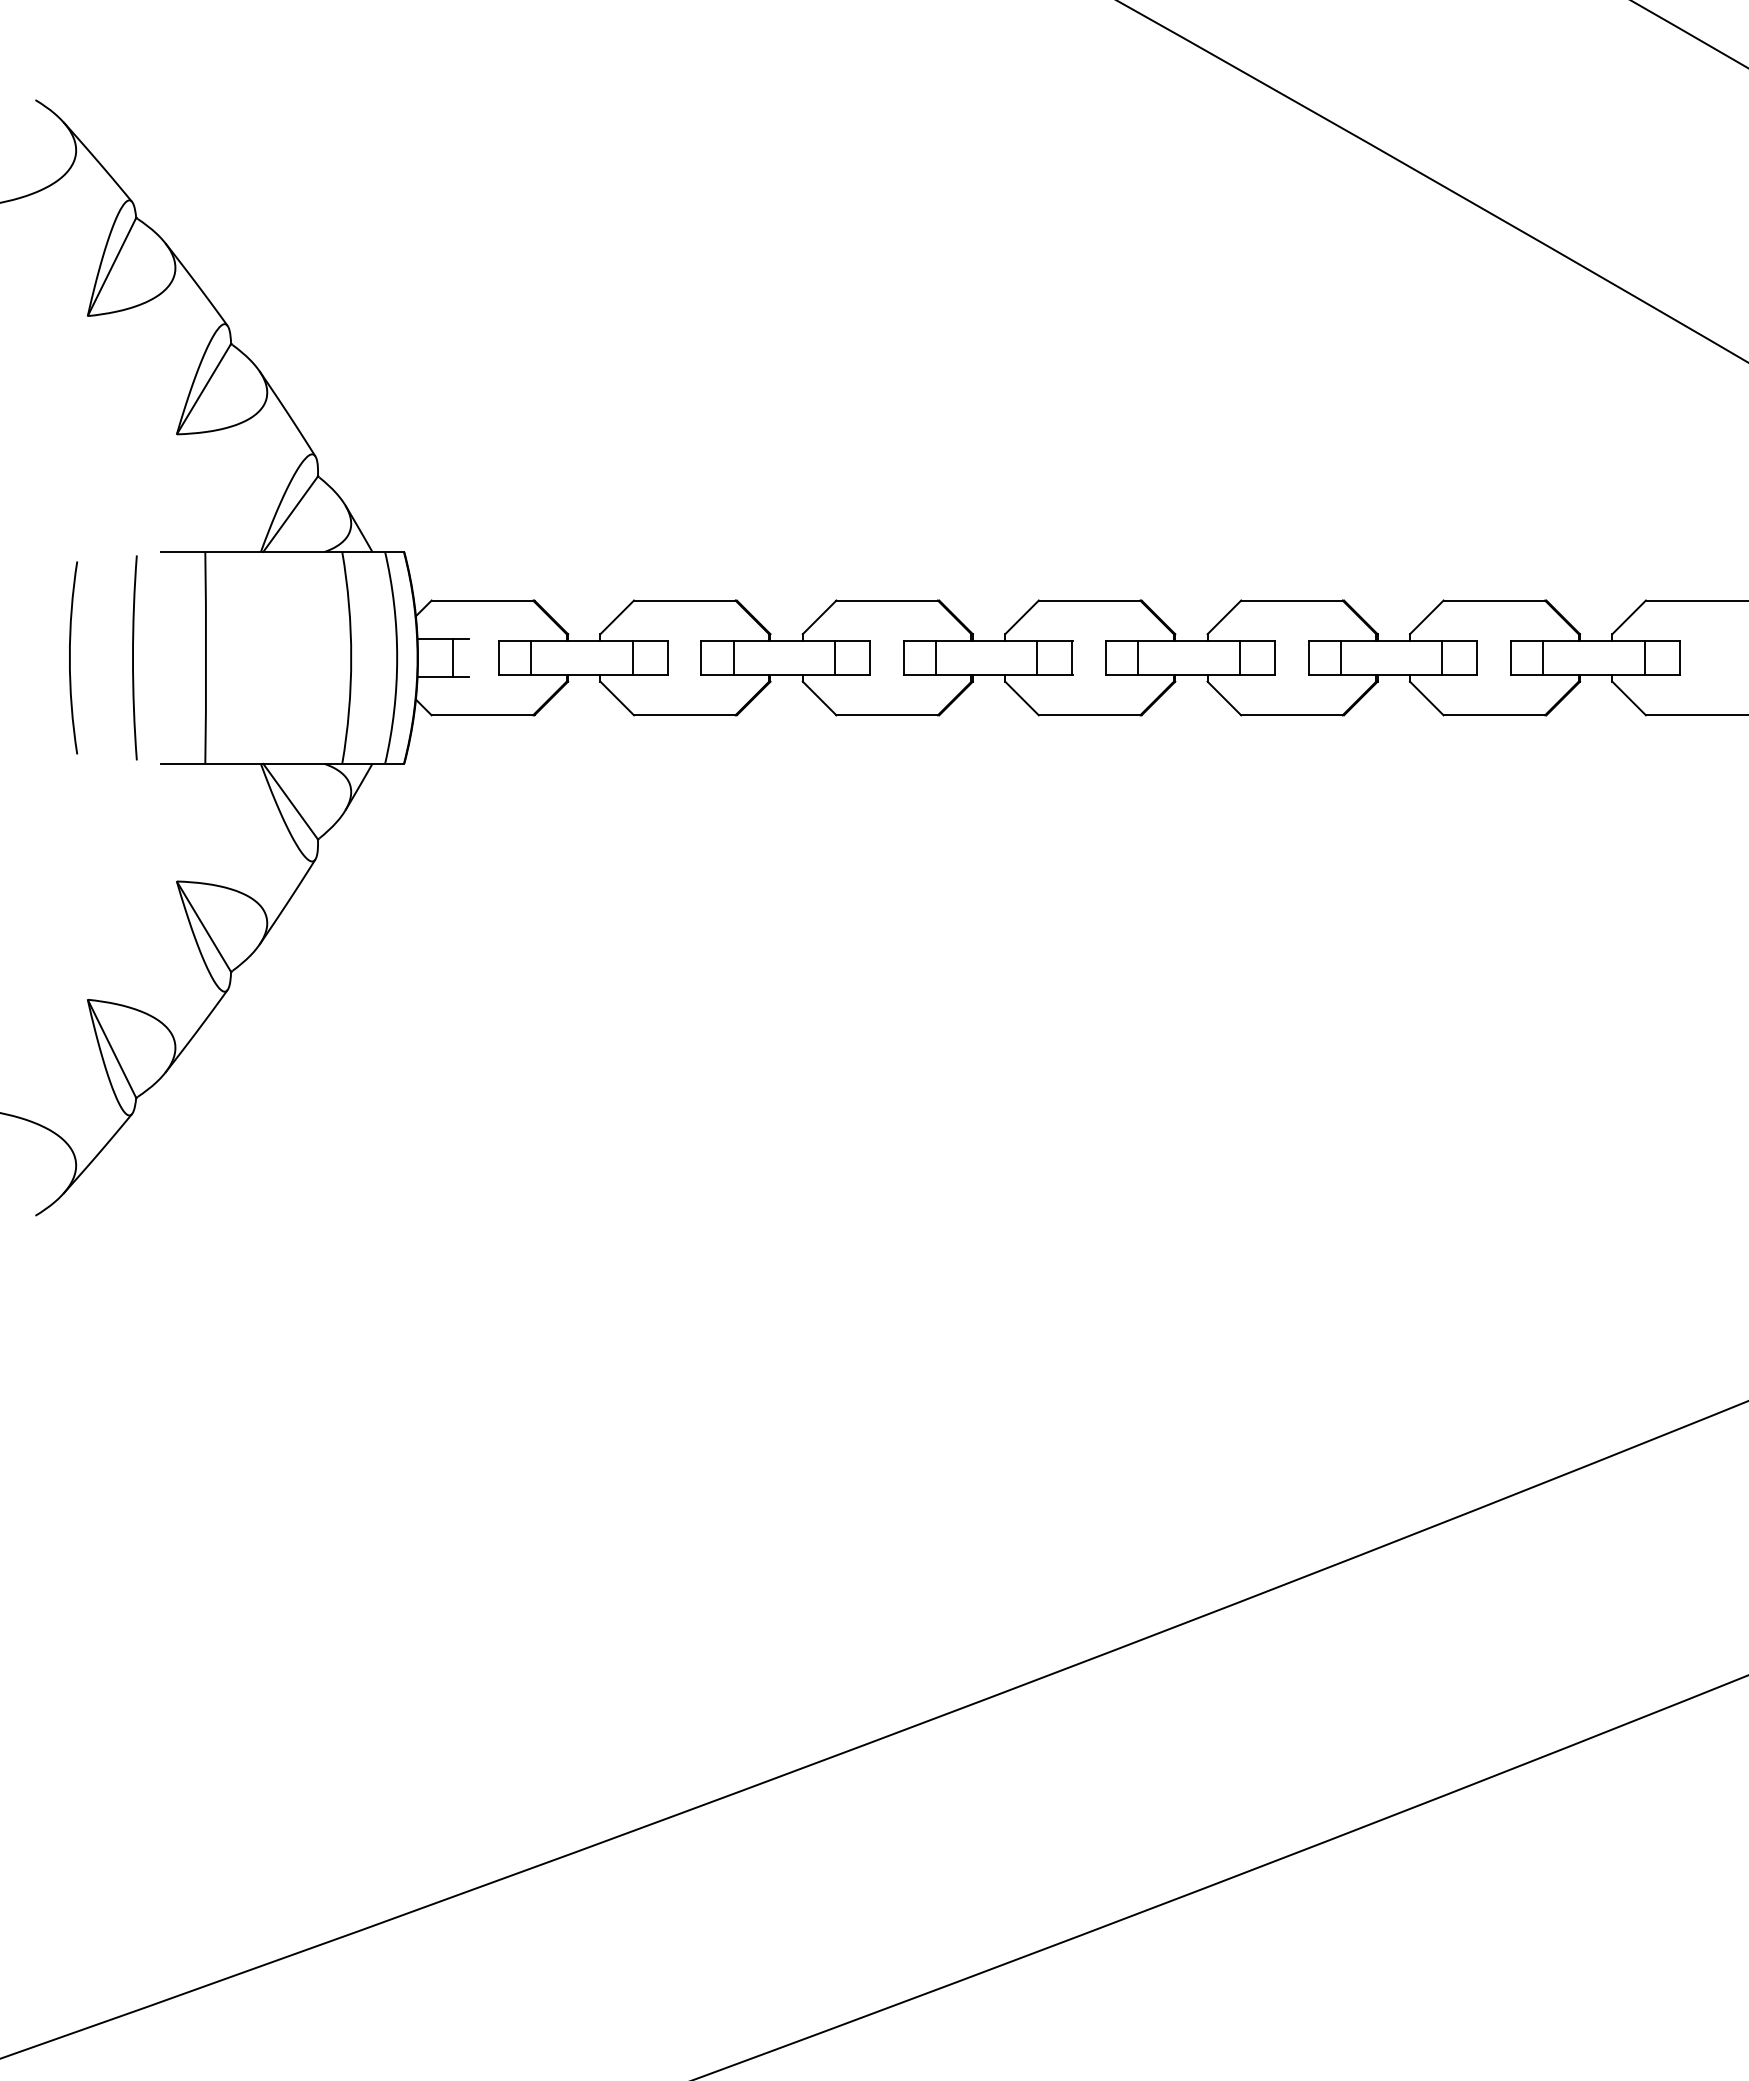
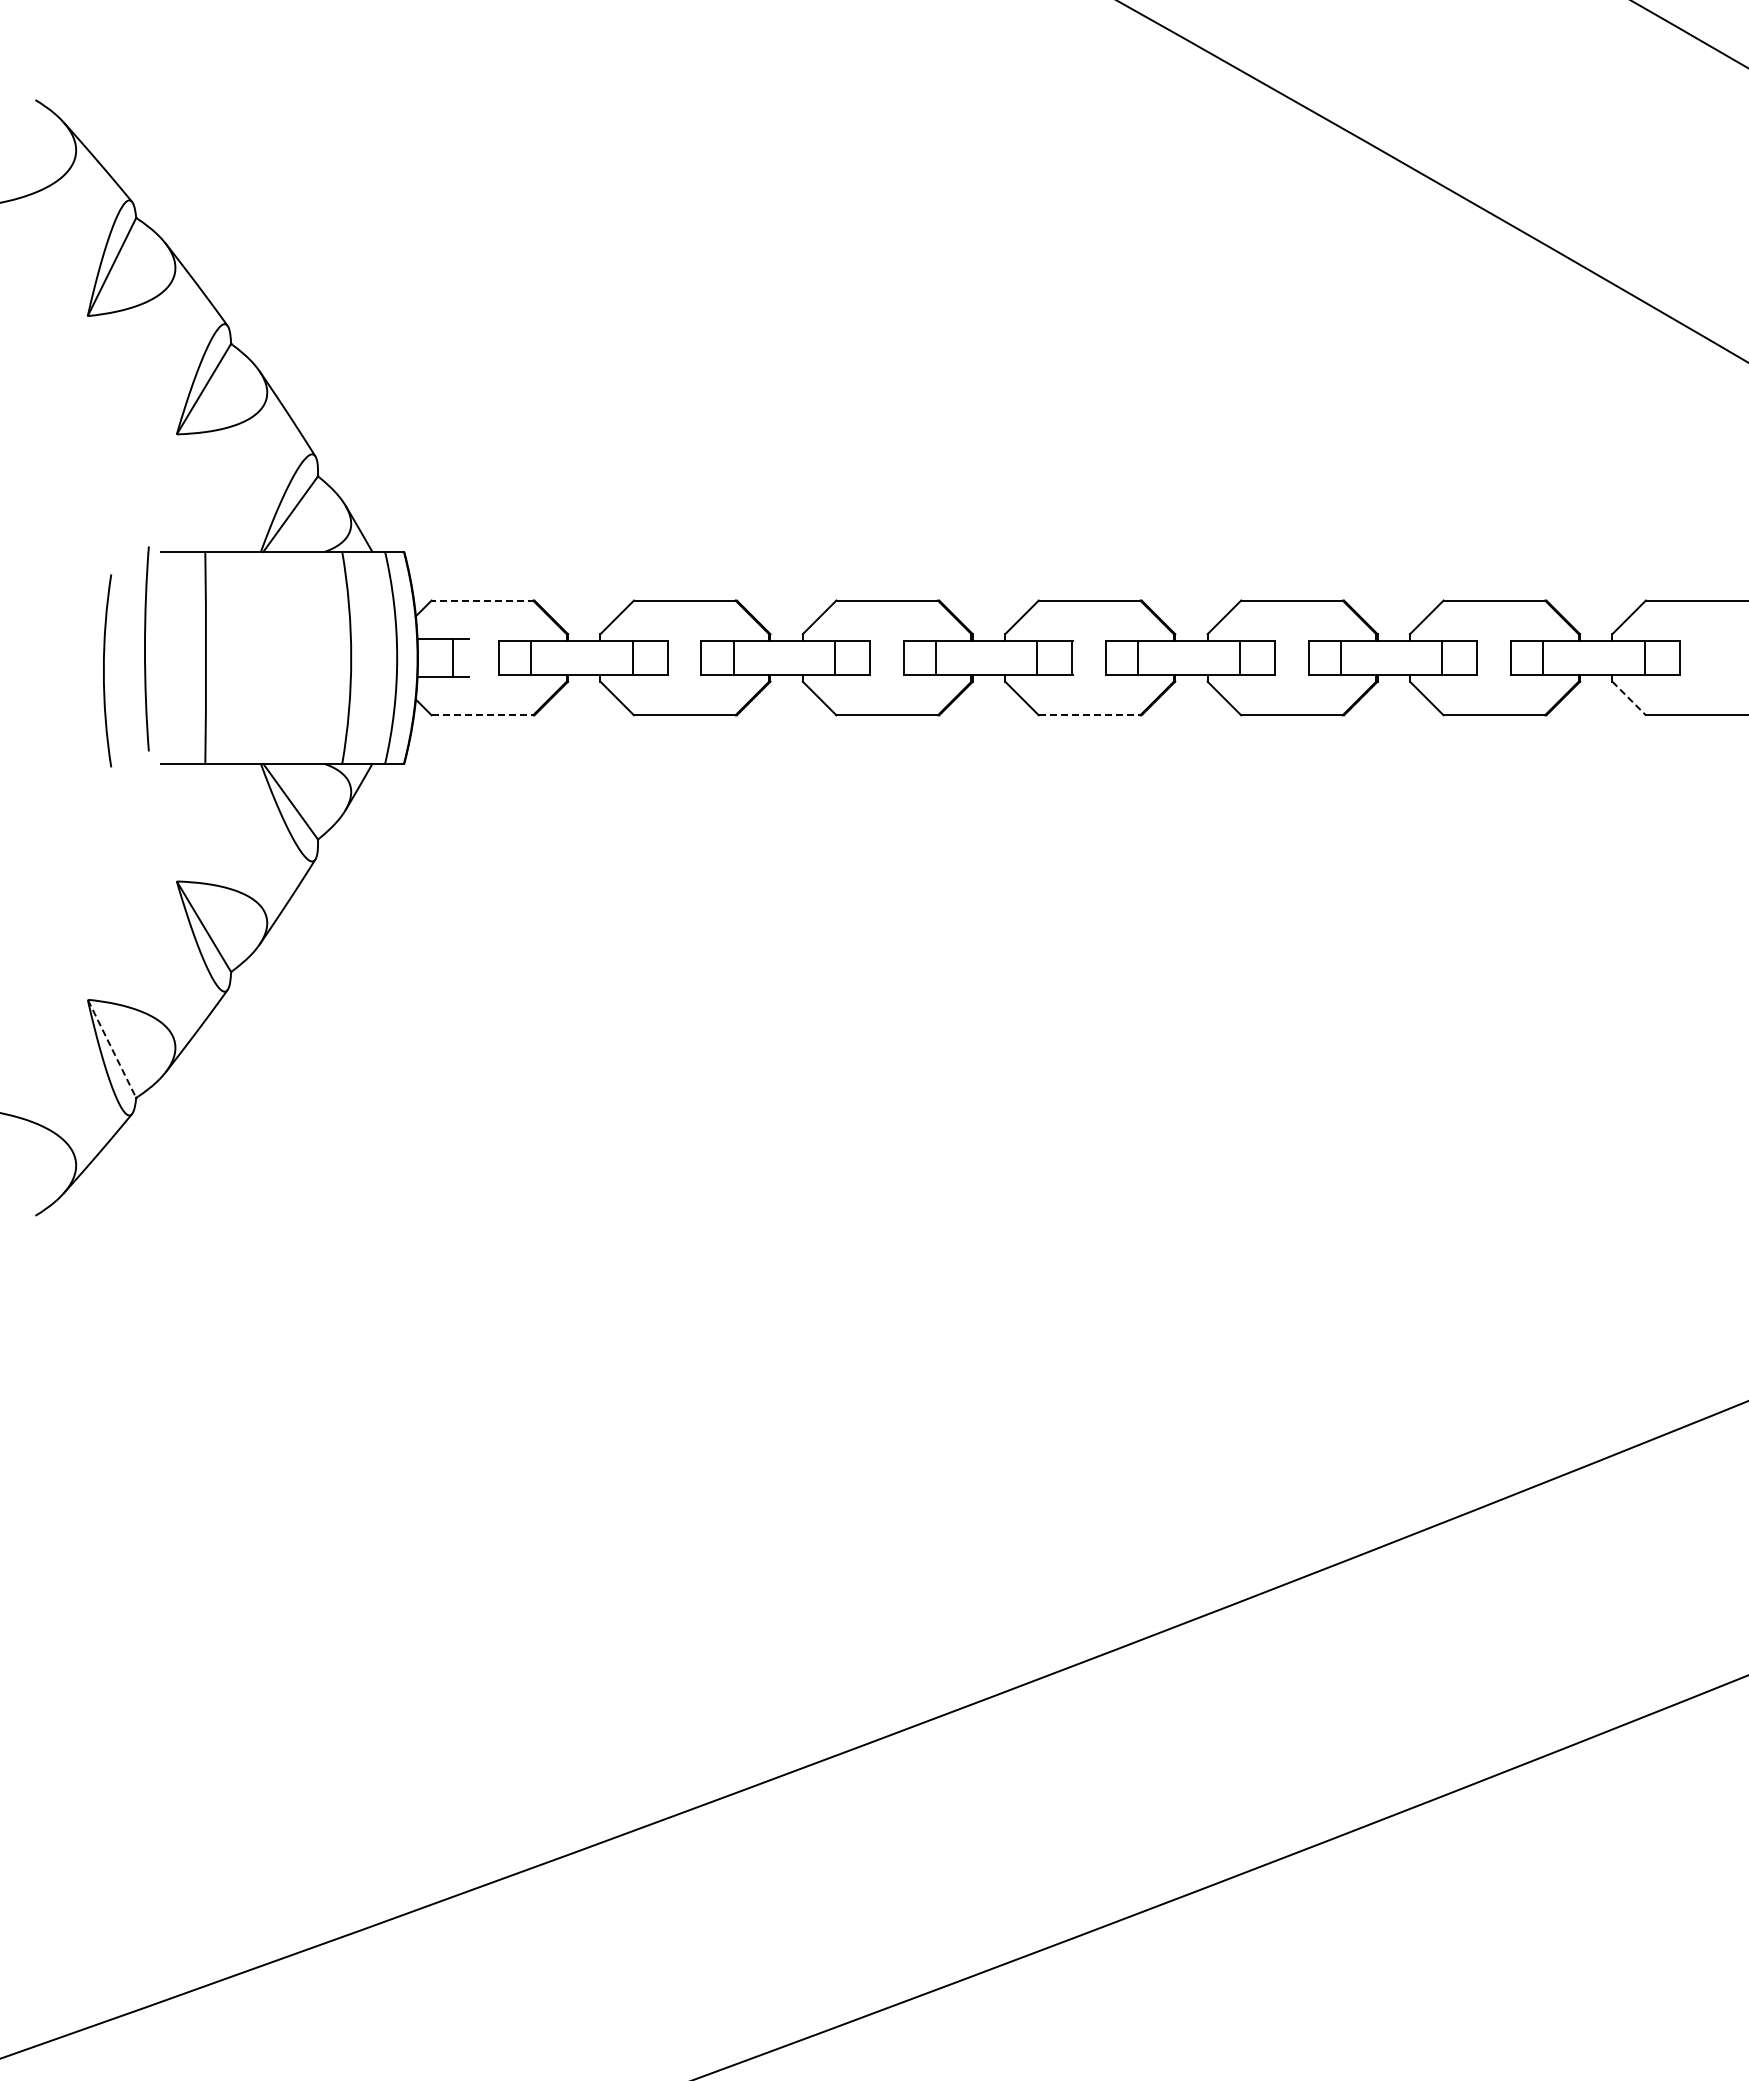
line: solid -> dashed (482, 600)
curve position: (70, 657) -> (104, 670) (104, 670)
curve position: (133, 657) -> (145, 648) (145, 648)
line: solid -> dashed (1629, 698)
line: solid -> dashed (483, 715)
line: solid -> dashed (1090, 715)
line: solid -> dashed (112, 1049)
